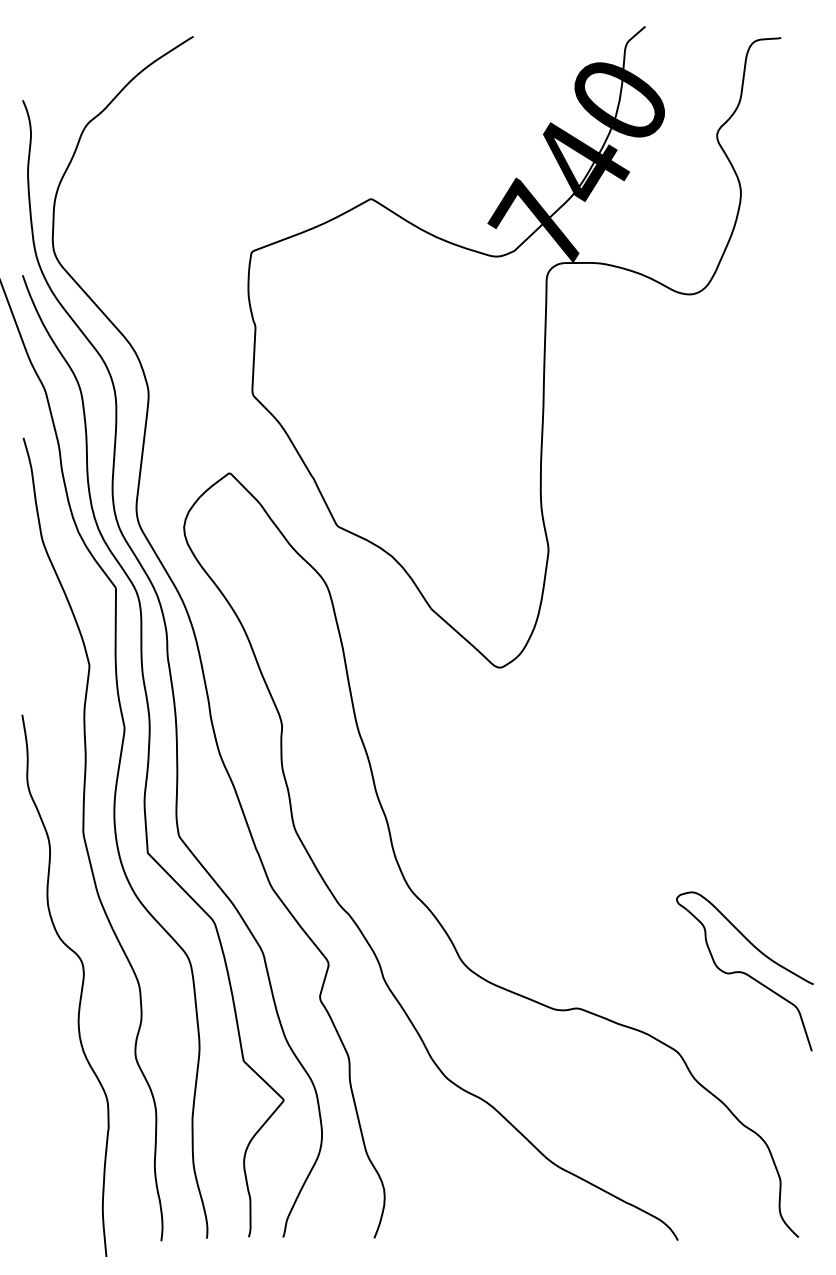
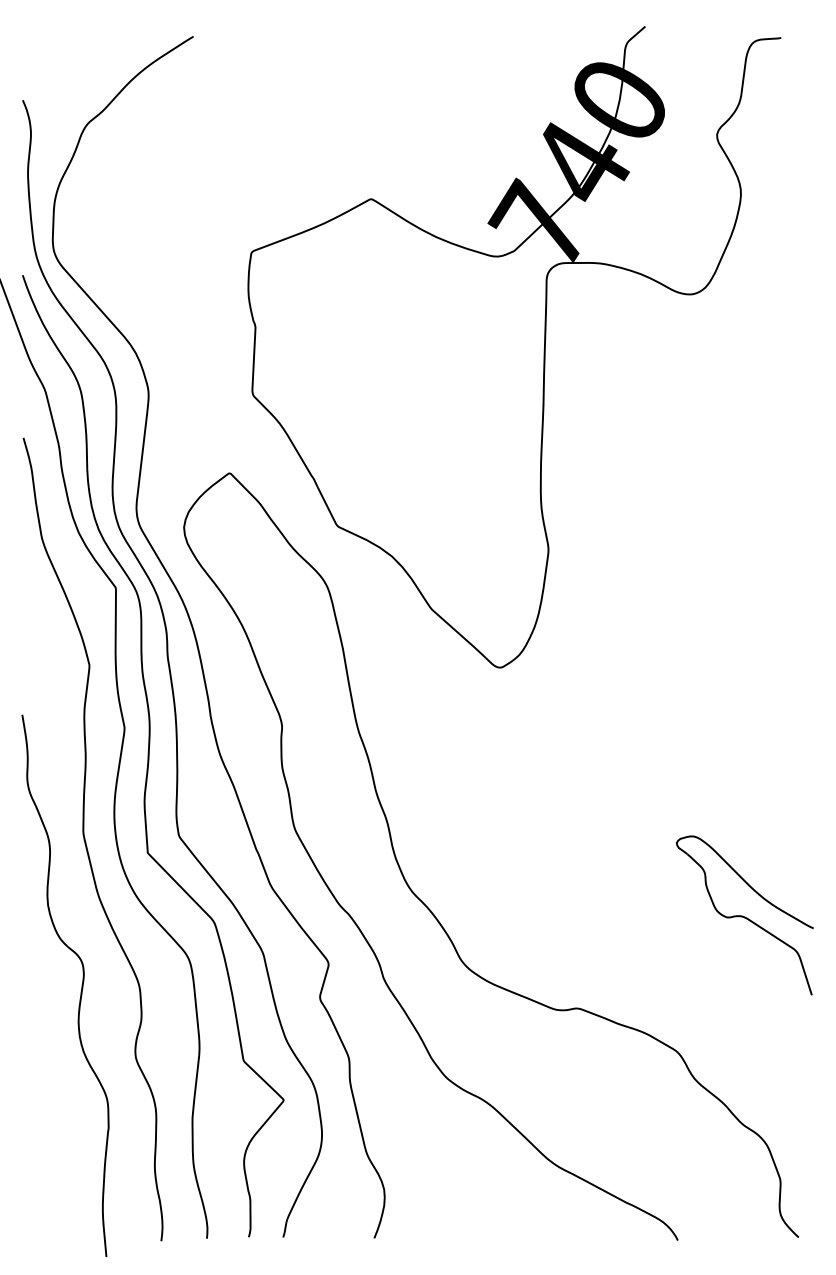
part position: (744, 971) -> (744, 915) (744, 915)
